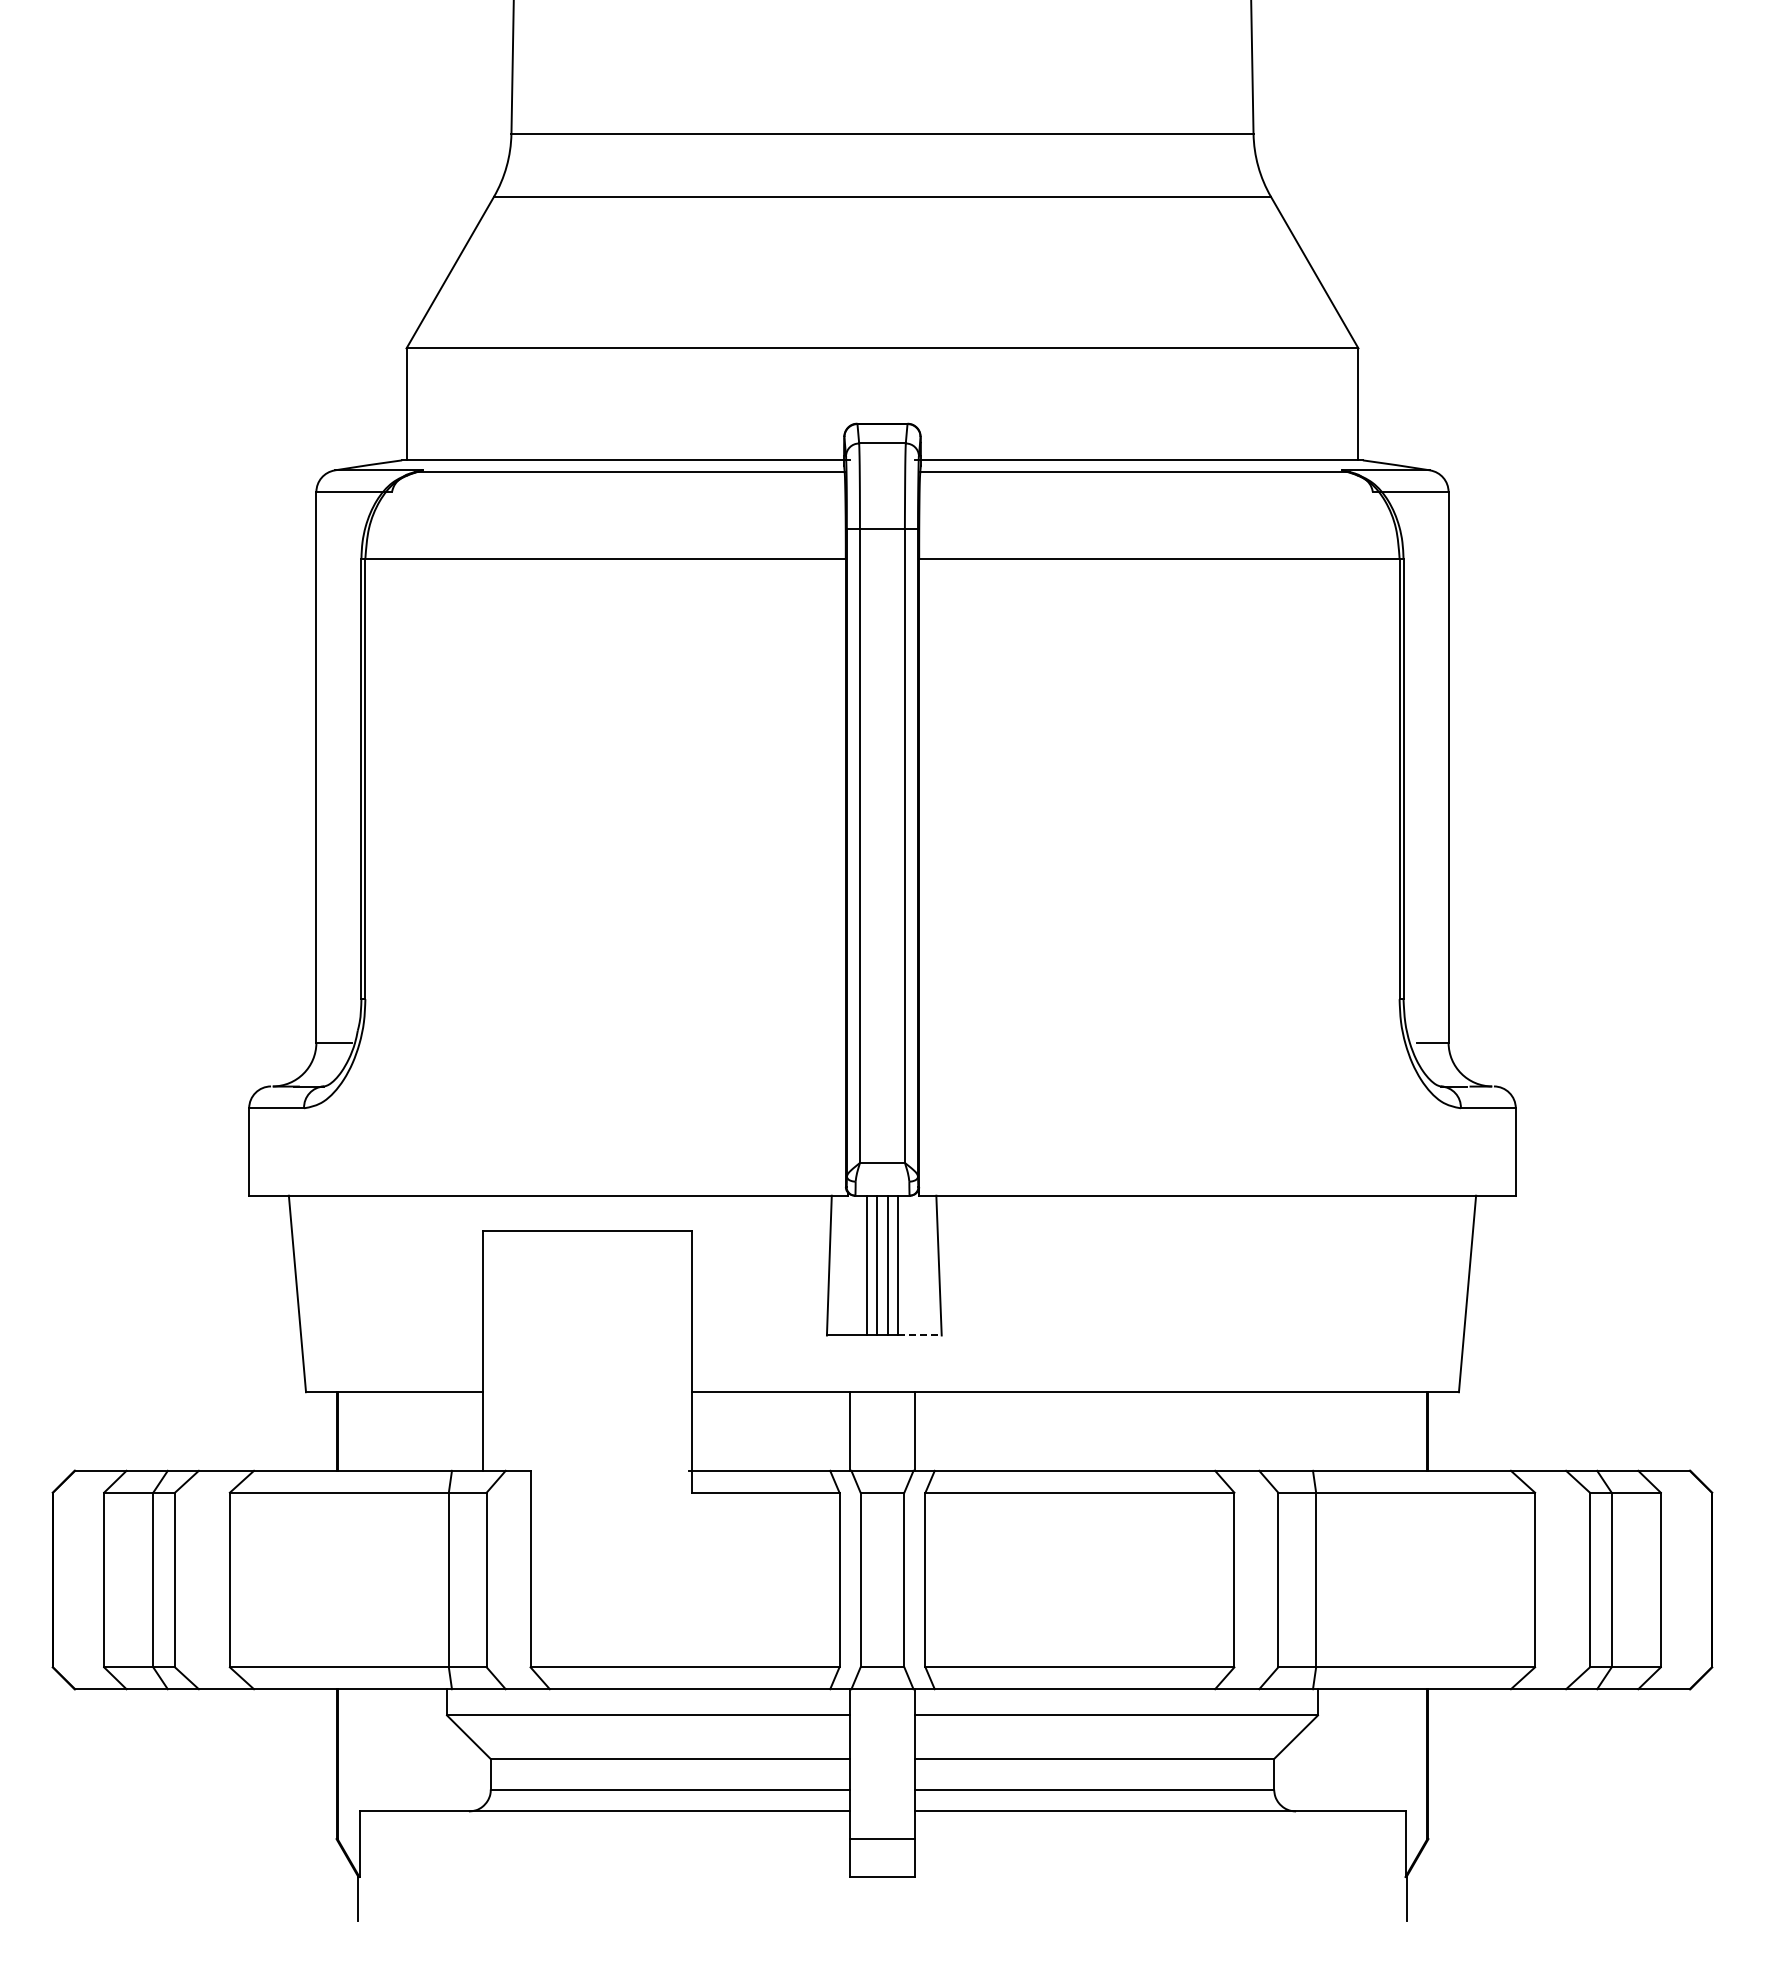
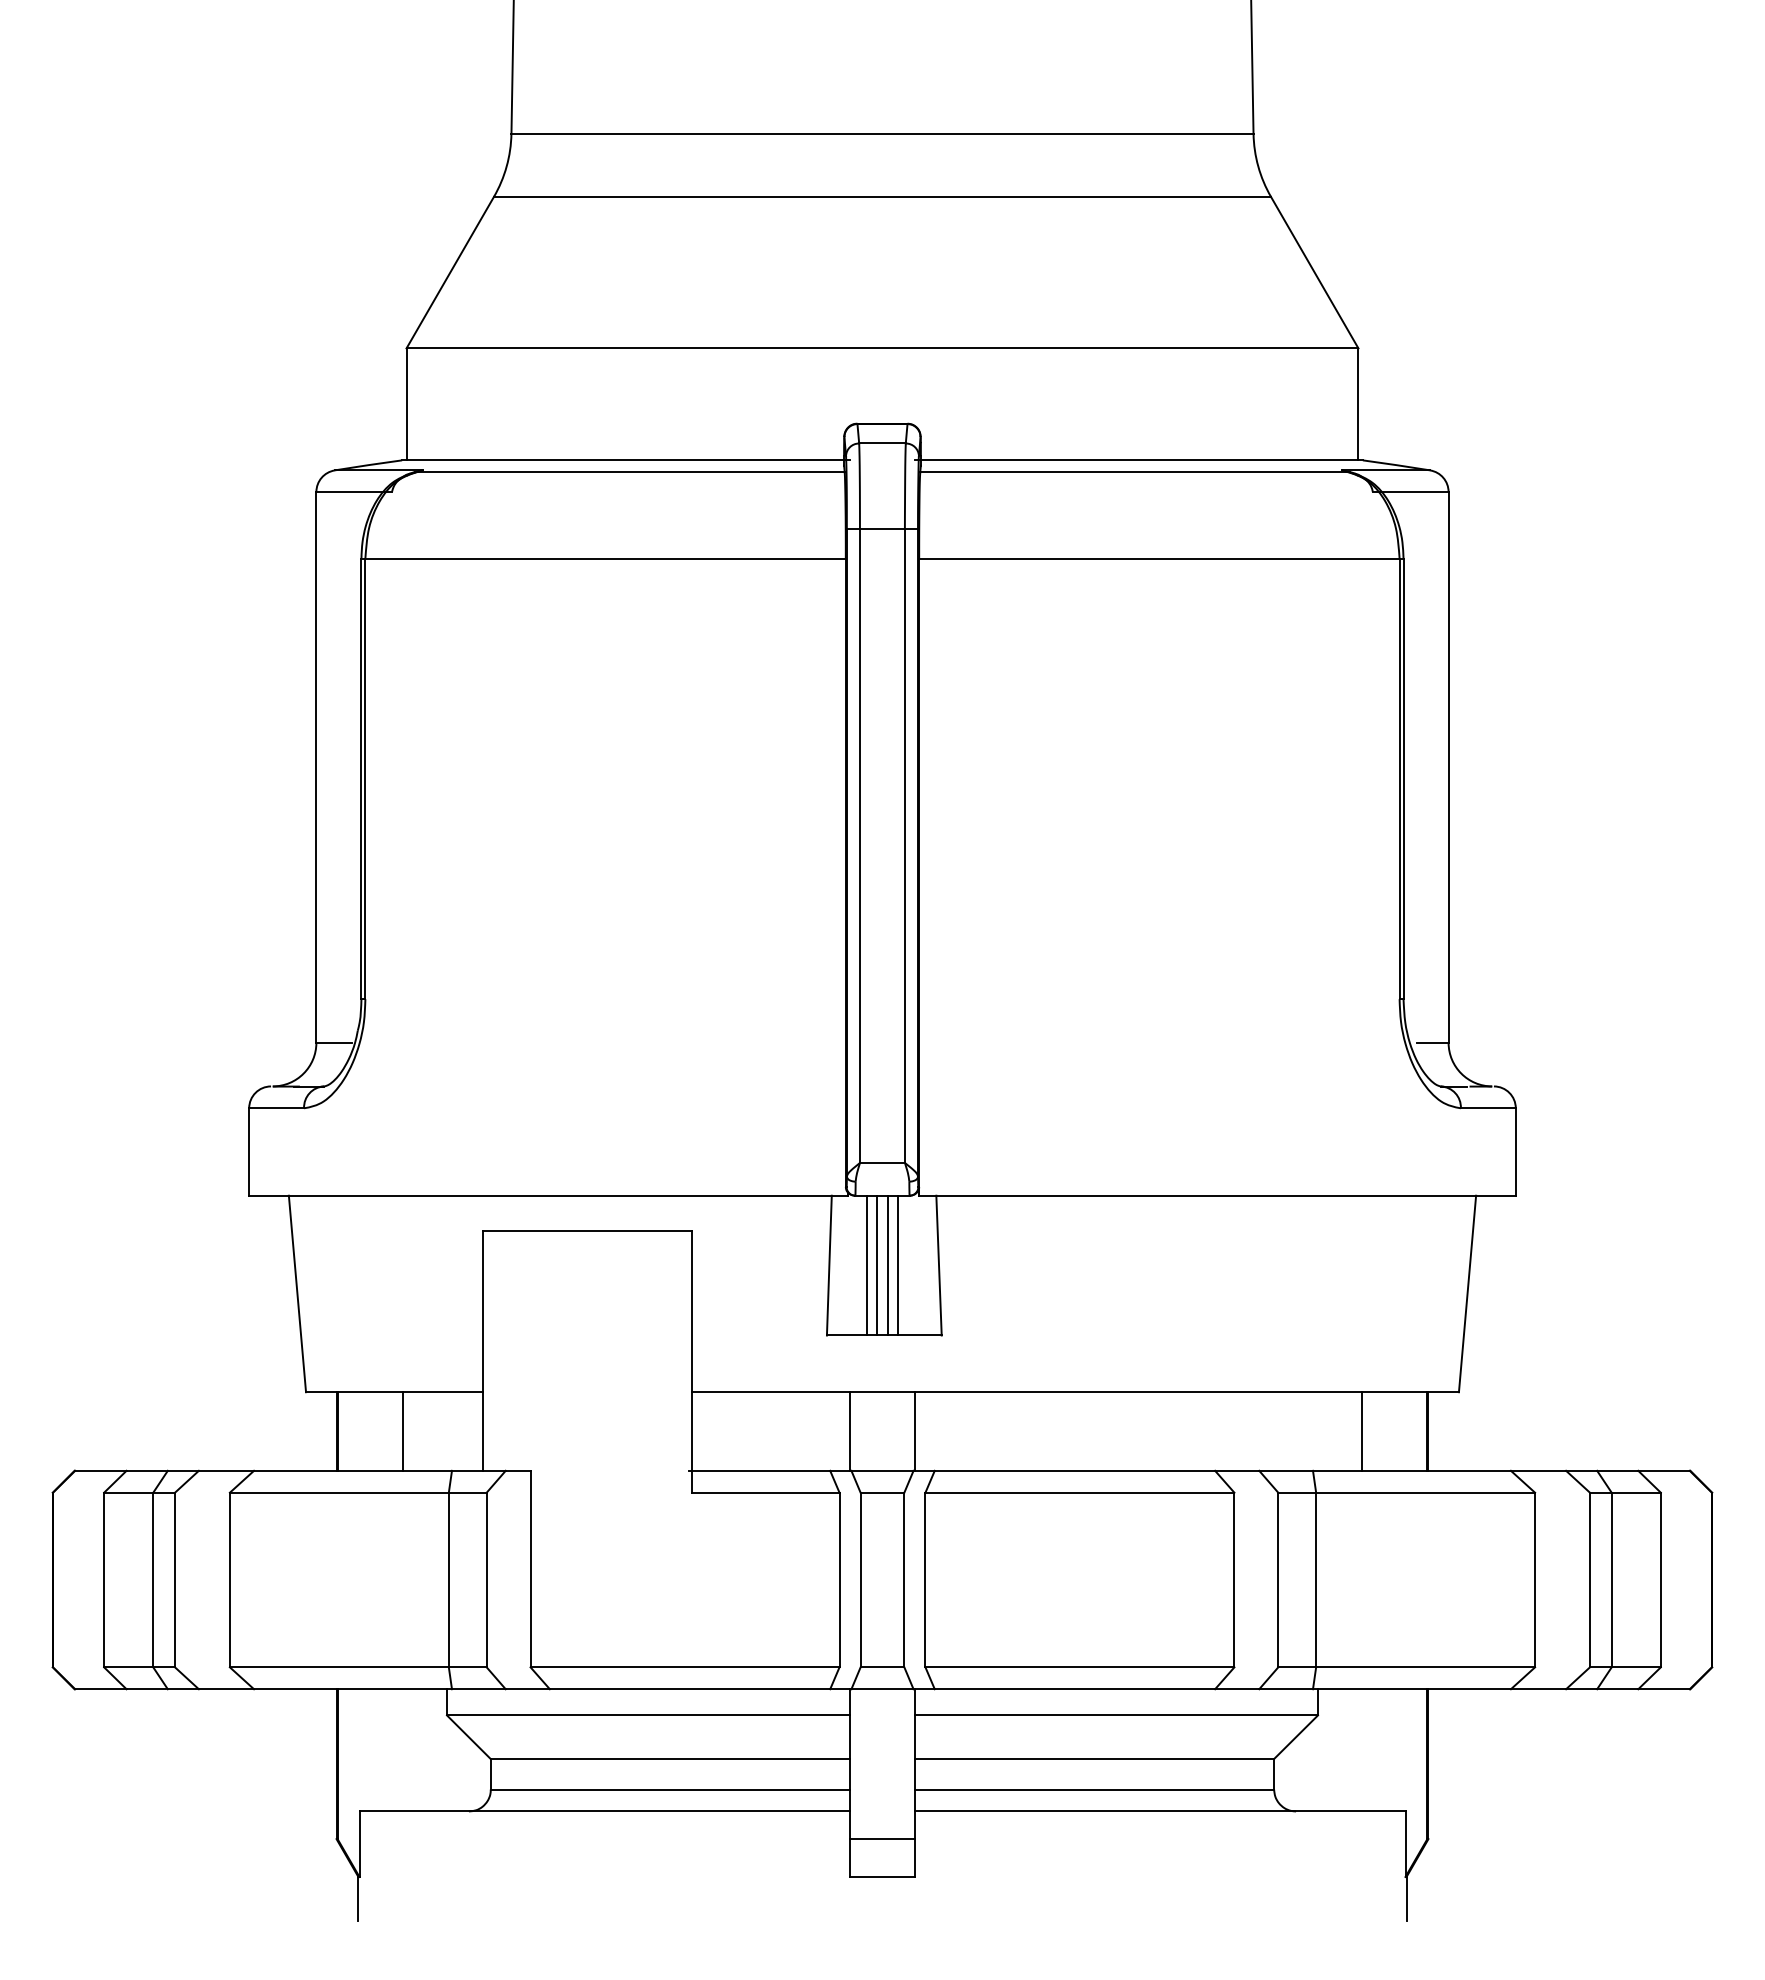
line: dashed -> solid (920, 1335)
line: none -> present (403, 1431)
line: none -> present (1361, 1431)
